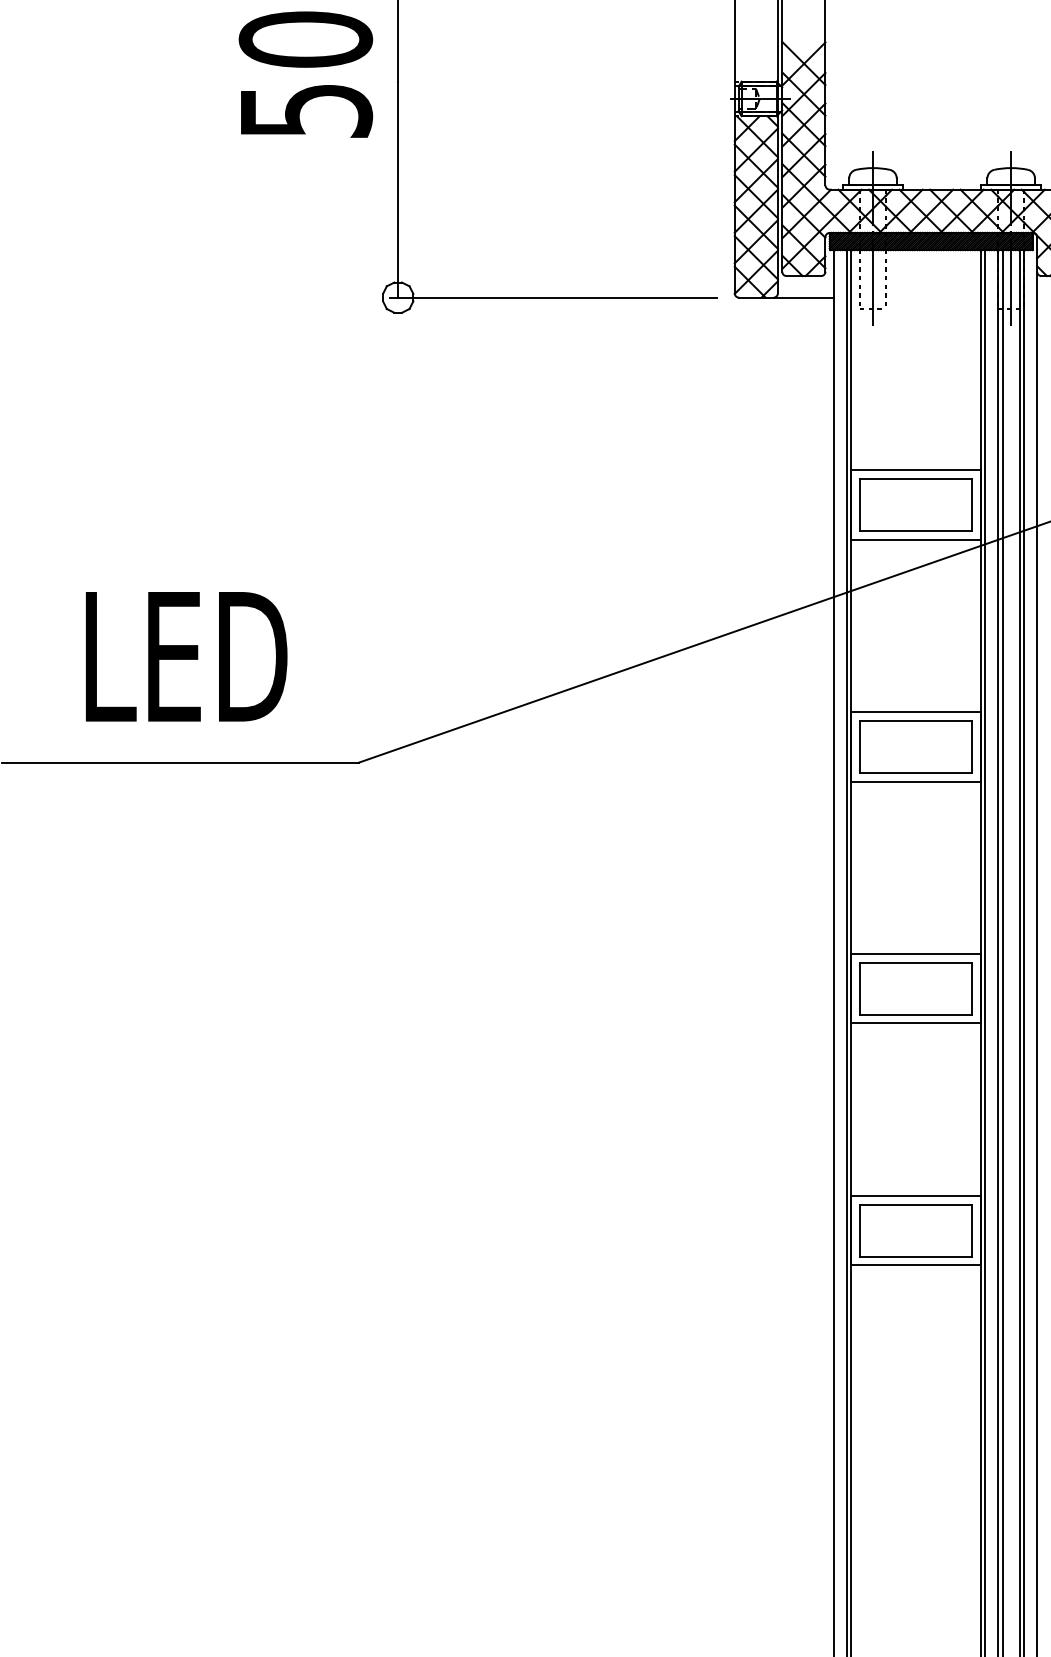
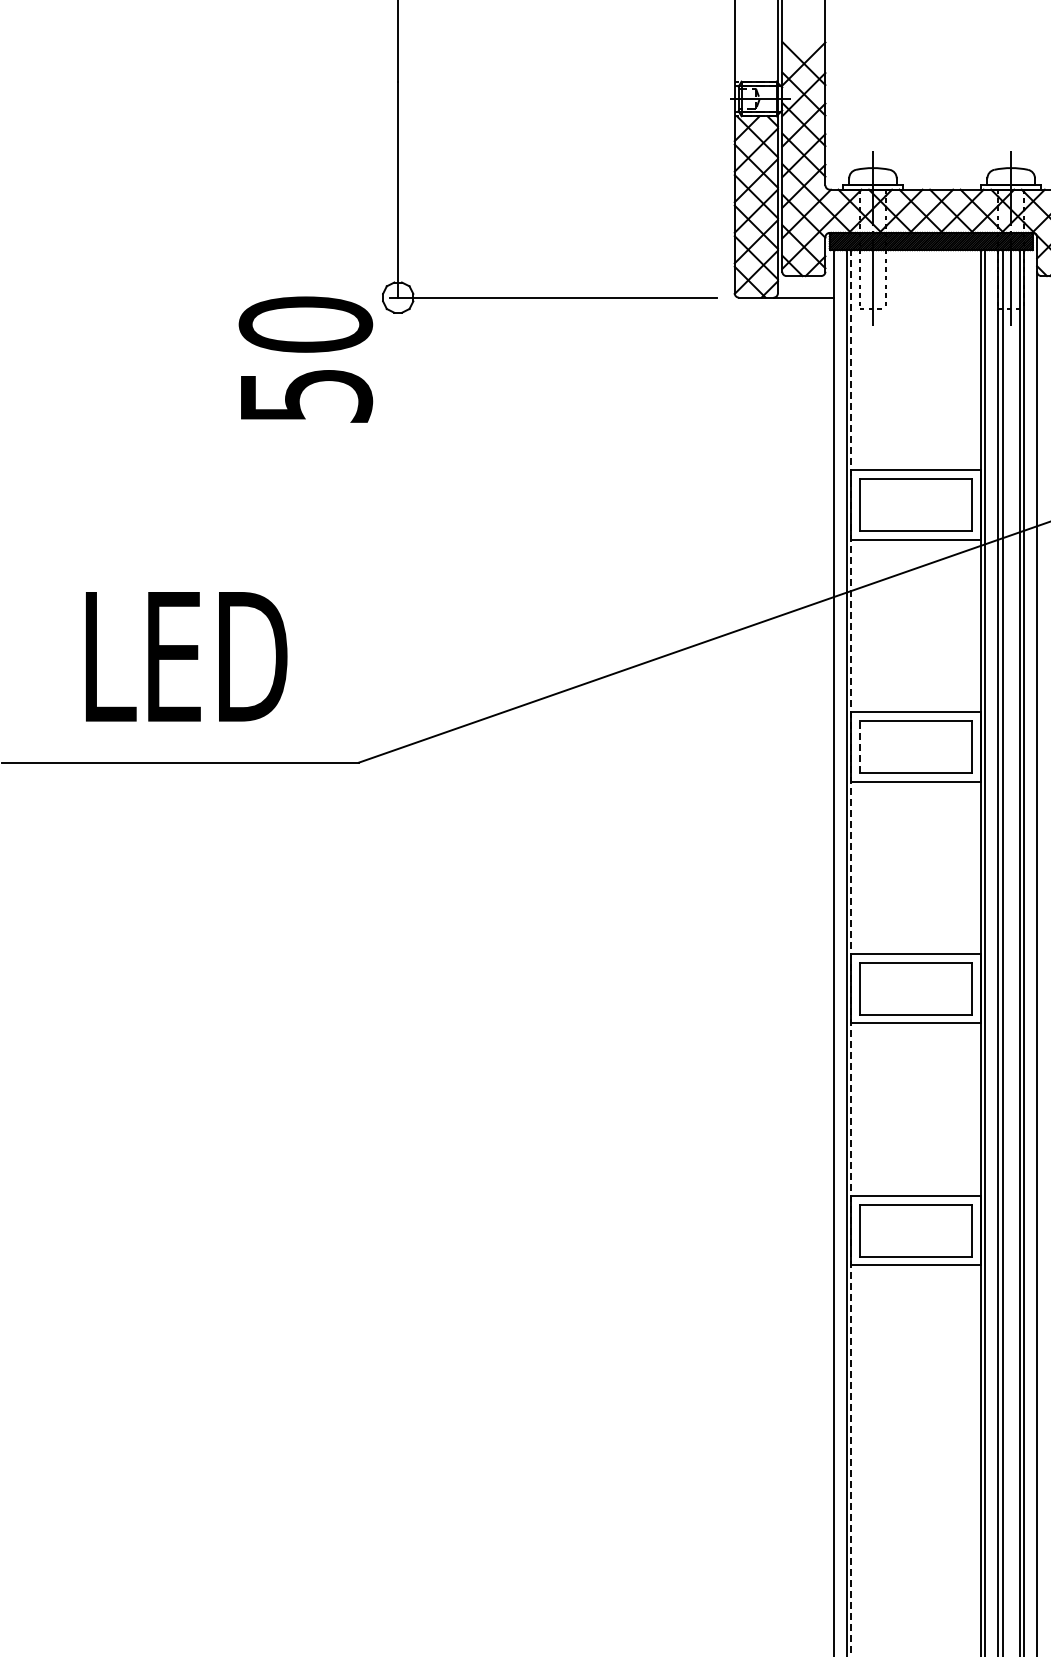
text position: (305, 74) -> (305, 359) (305, 359)
line: solid -> dashed (860, 746)
line: solid -> dashed (851, 952)
